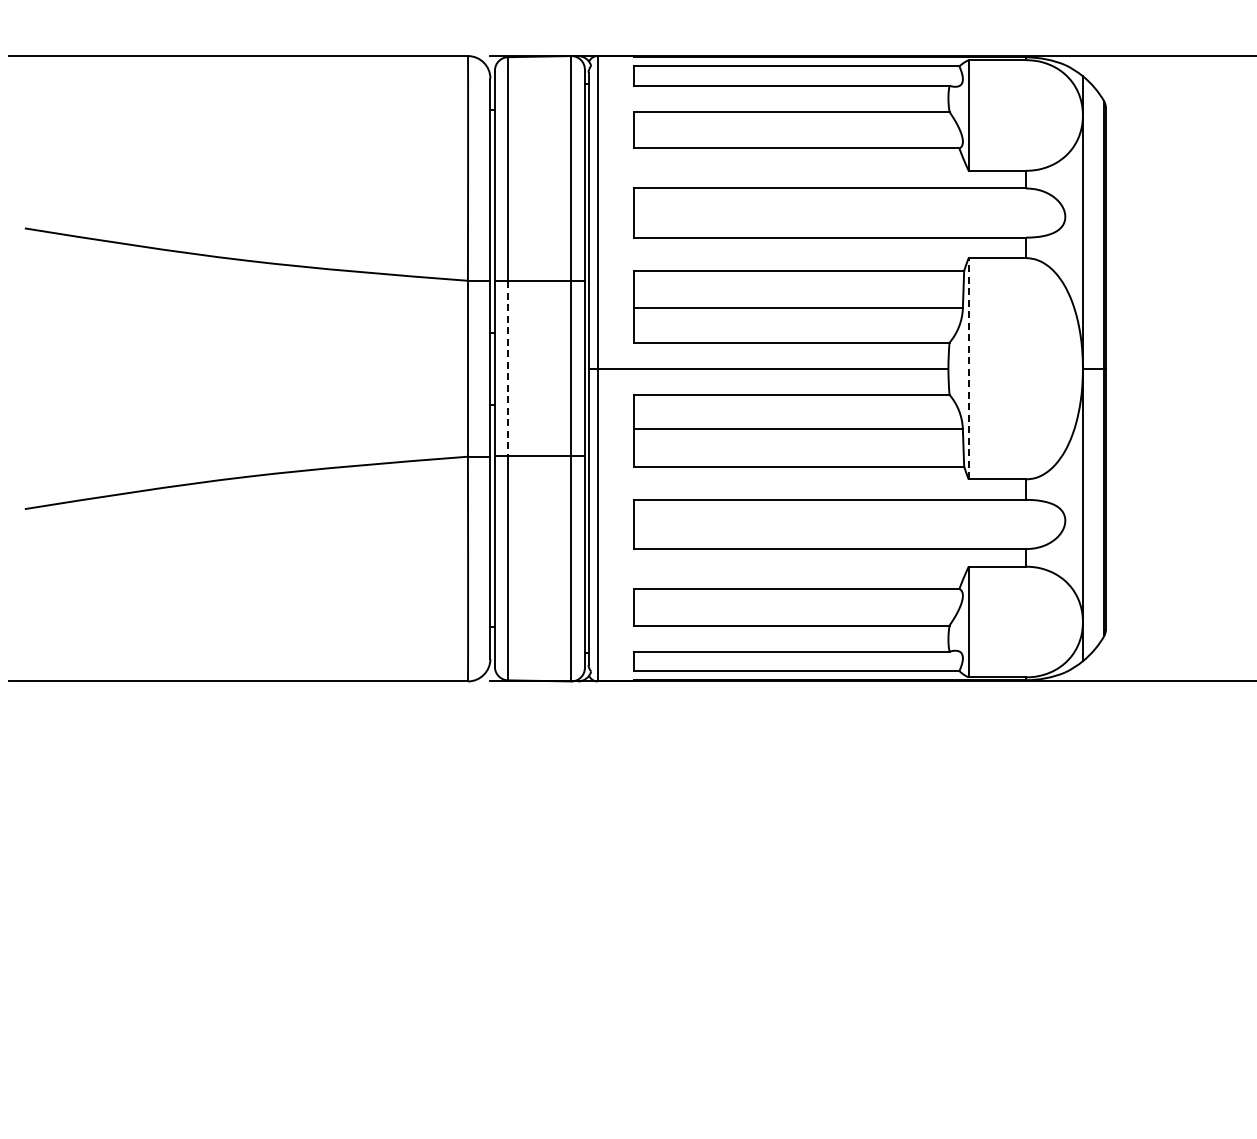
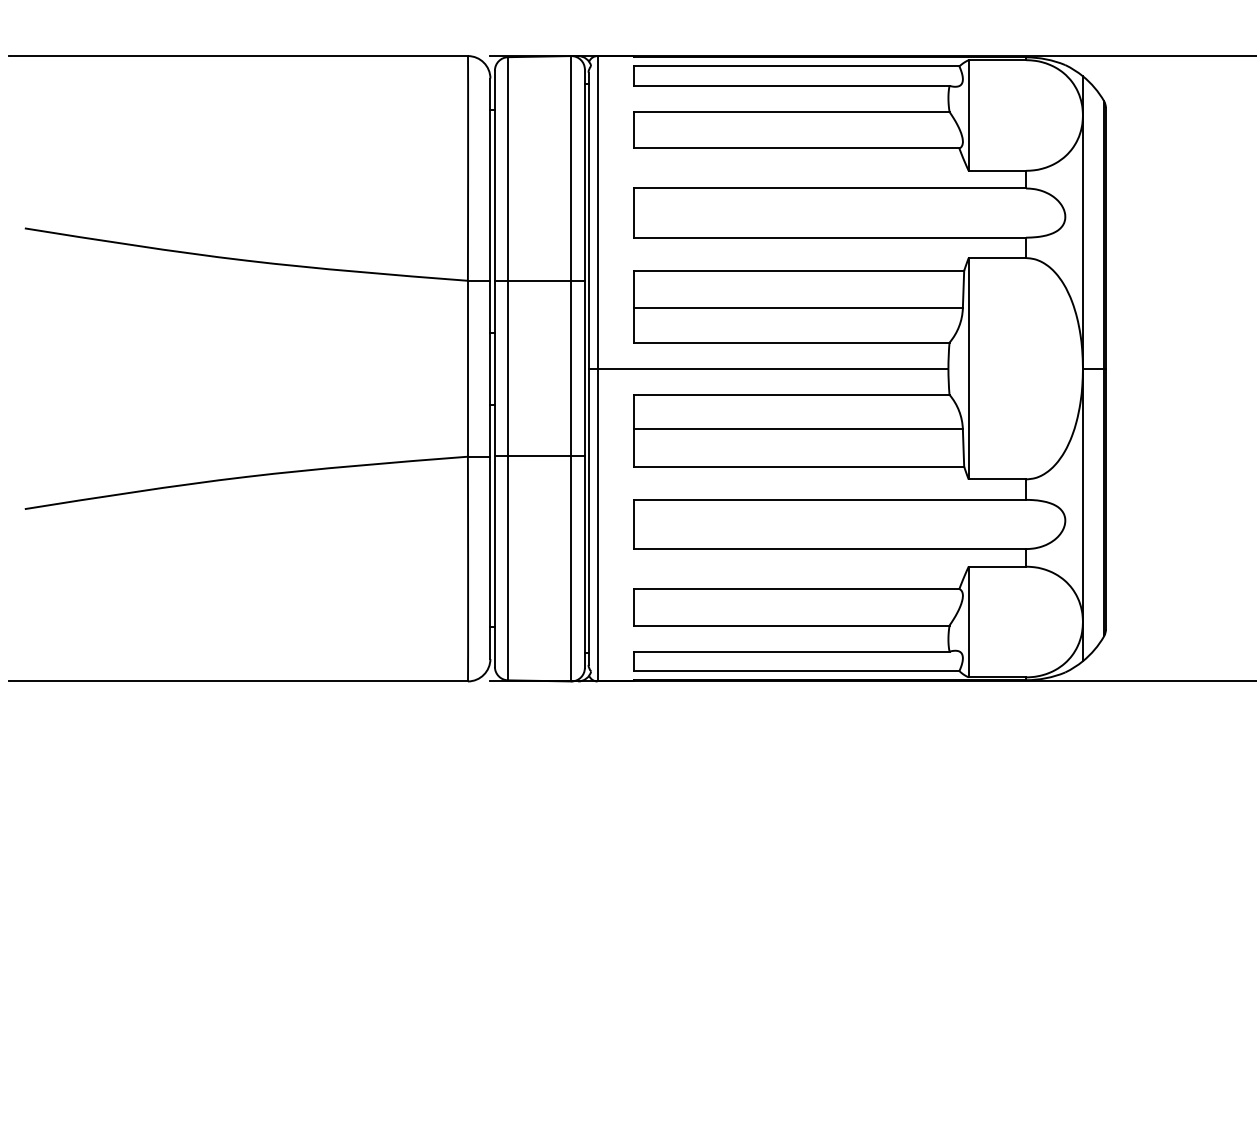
line: dashed -> solid (508, 368)
line: dashed -> solid (968, 368)
